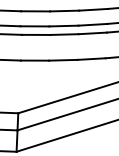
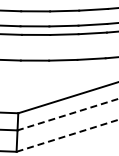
line: solid -> dashed (68, 114)
line: solid -> dashed (68, 135)
